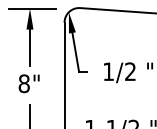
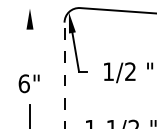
line: present -> none (31, 8)
line: present -> none (29, 47)
line: solid -> dashed (64, 75)
text: 8" -> 6" (23, 83)
